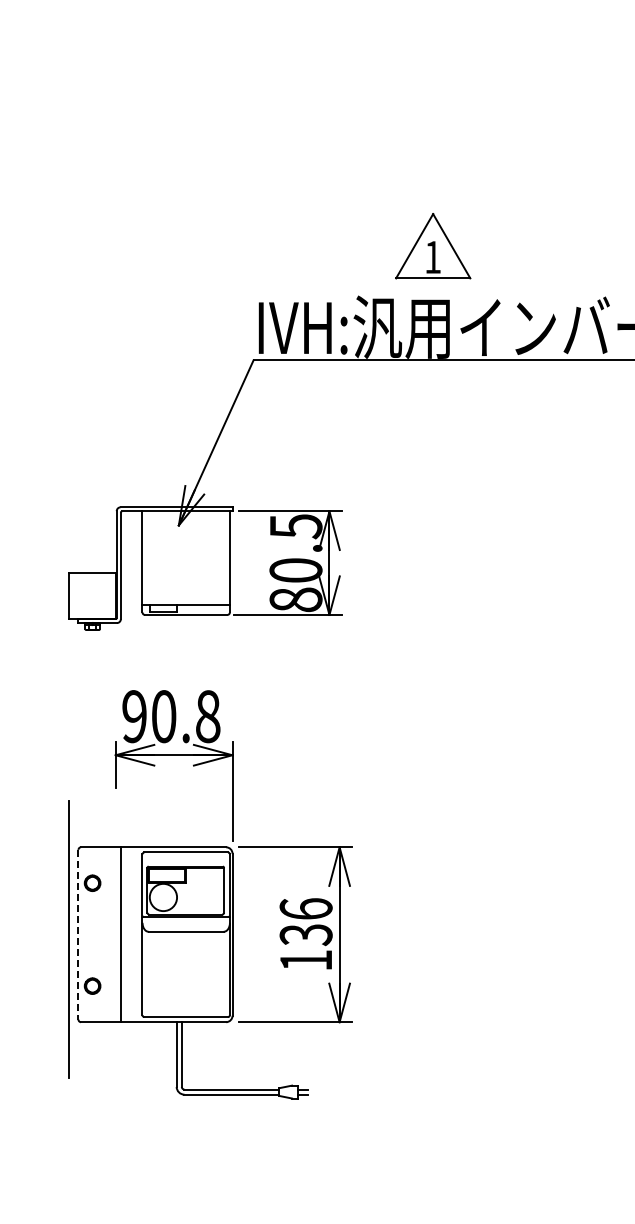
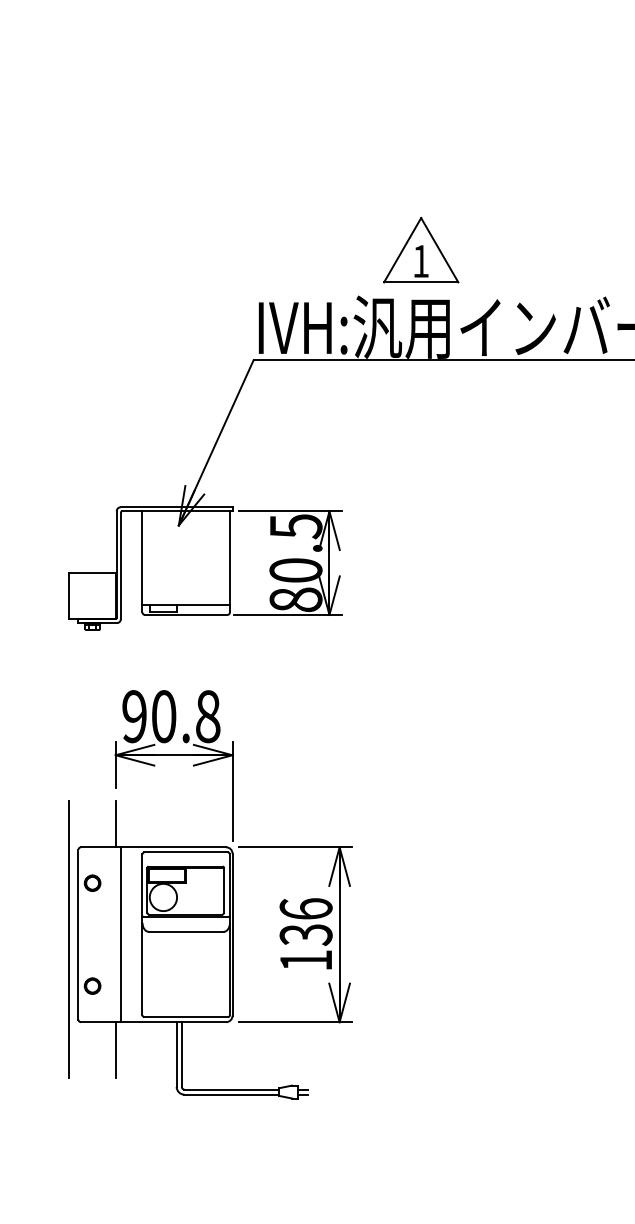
part position: (433, 246) -> (421, 250) (421, 250)
line: none -> present (115, 824)
line: dashed -> solid (78, 934)
line: none -> present (115, 1049)
